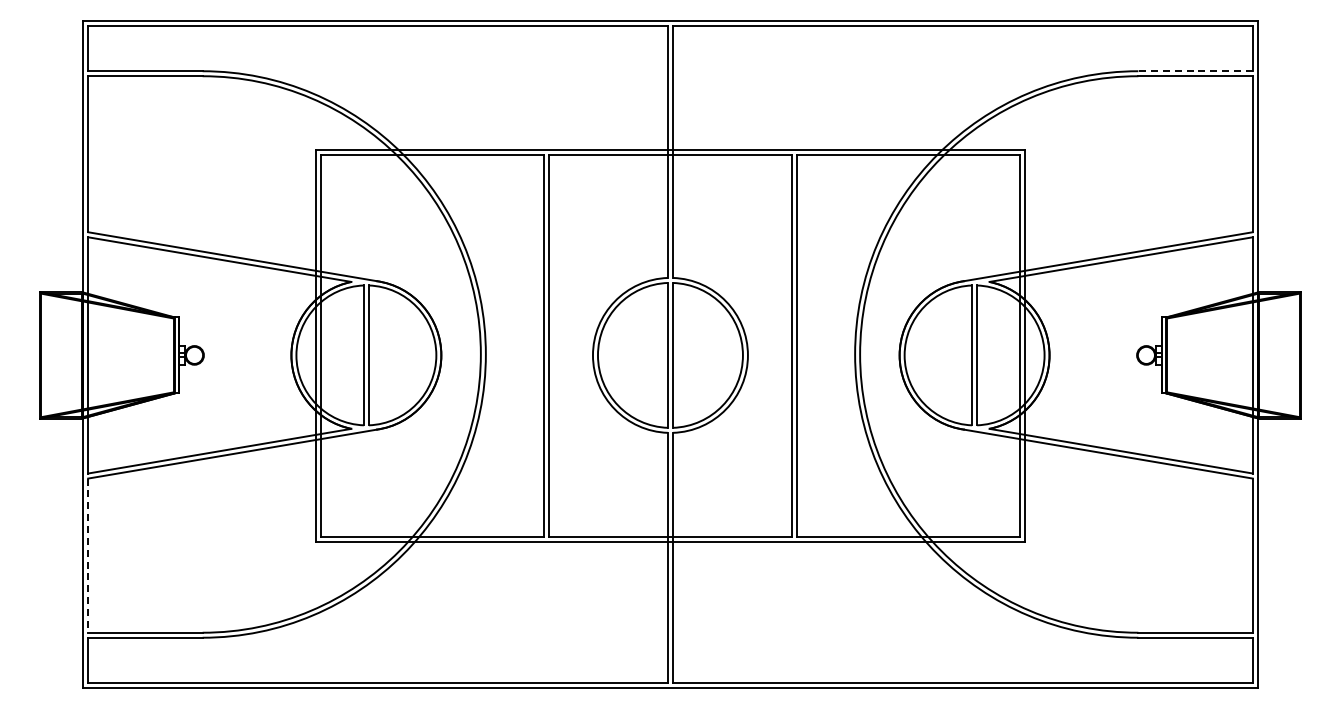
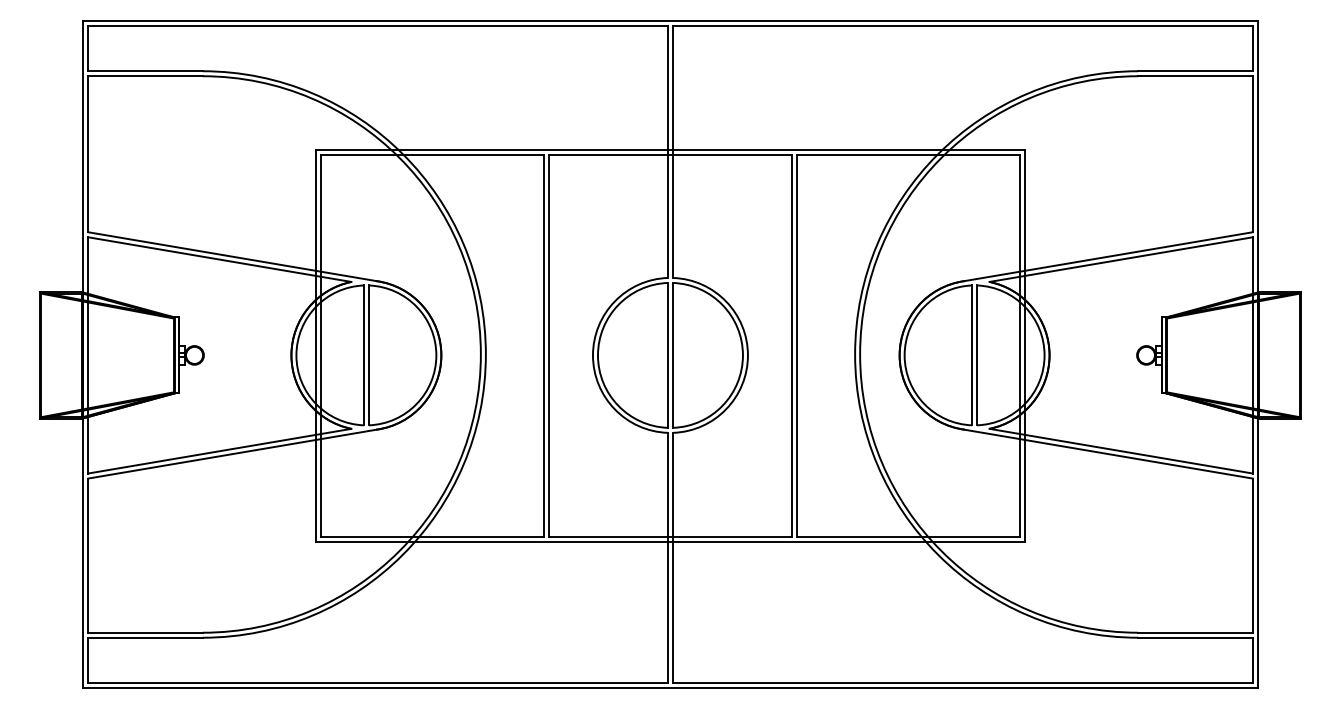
line: dashed -> solid (1195, 71)
line: dashed -> solid (88, 556)
